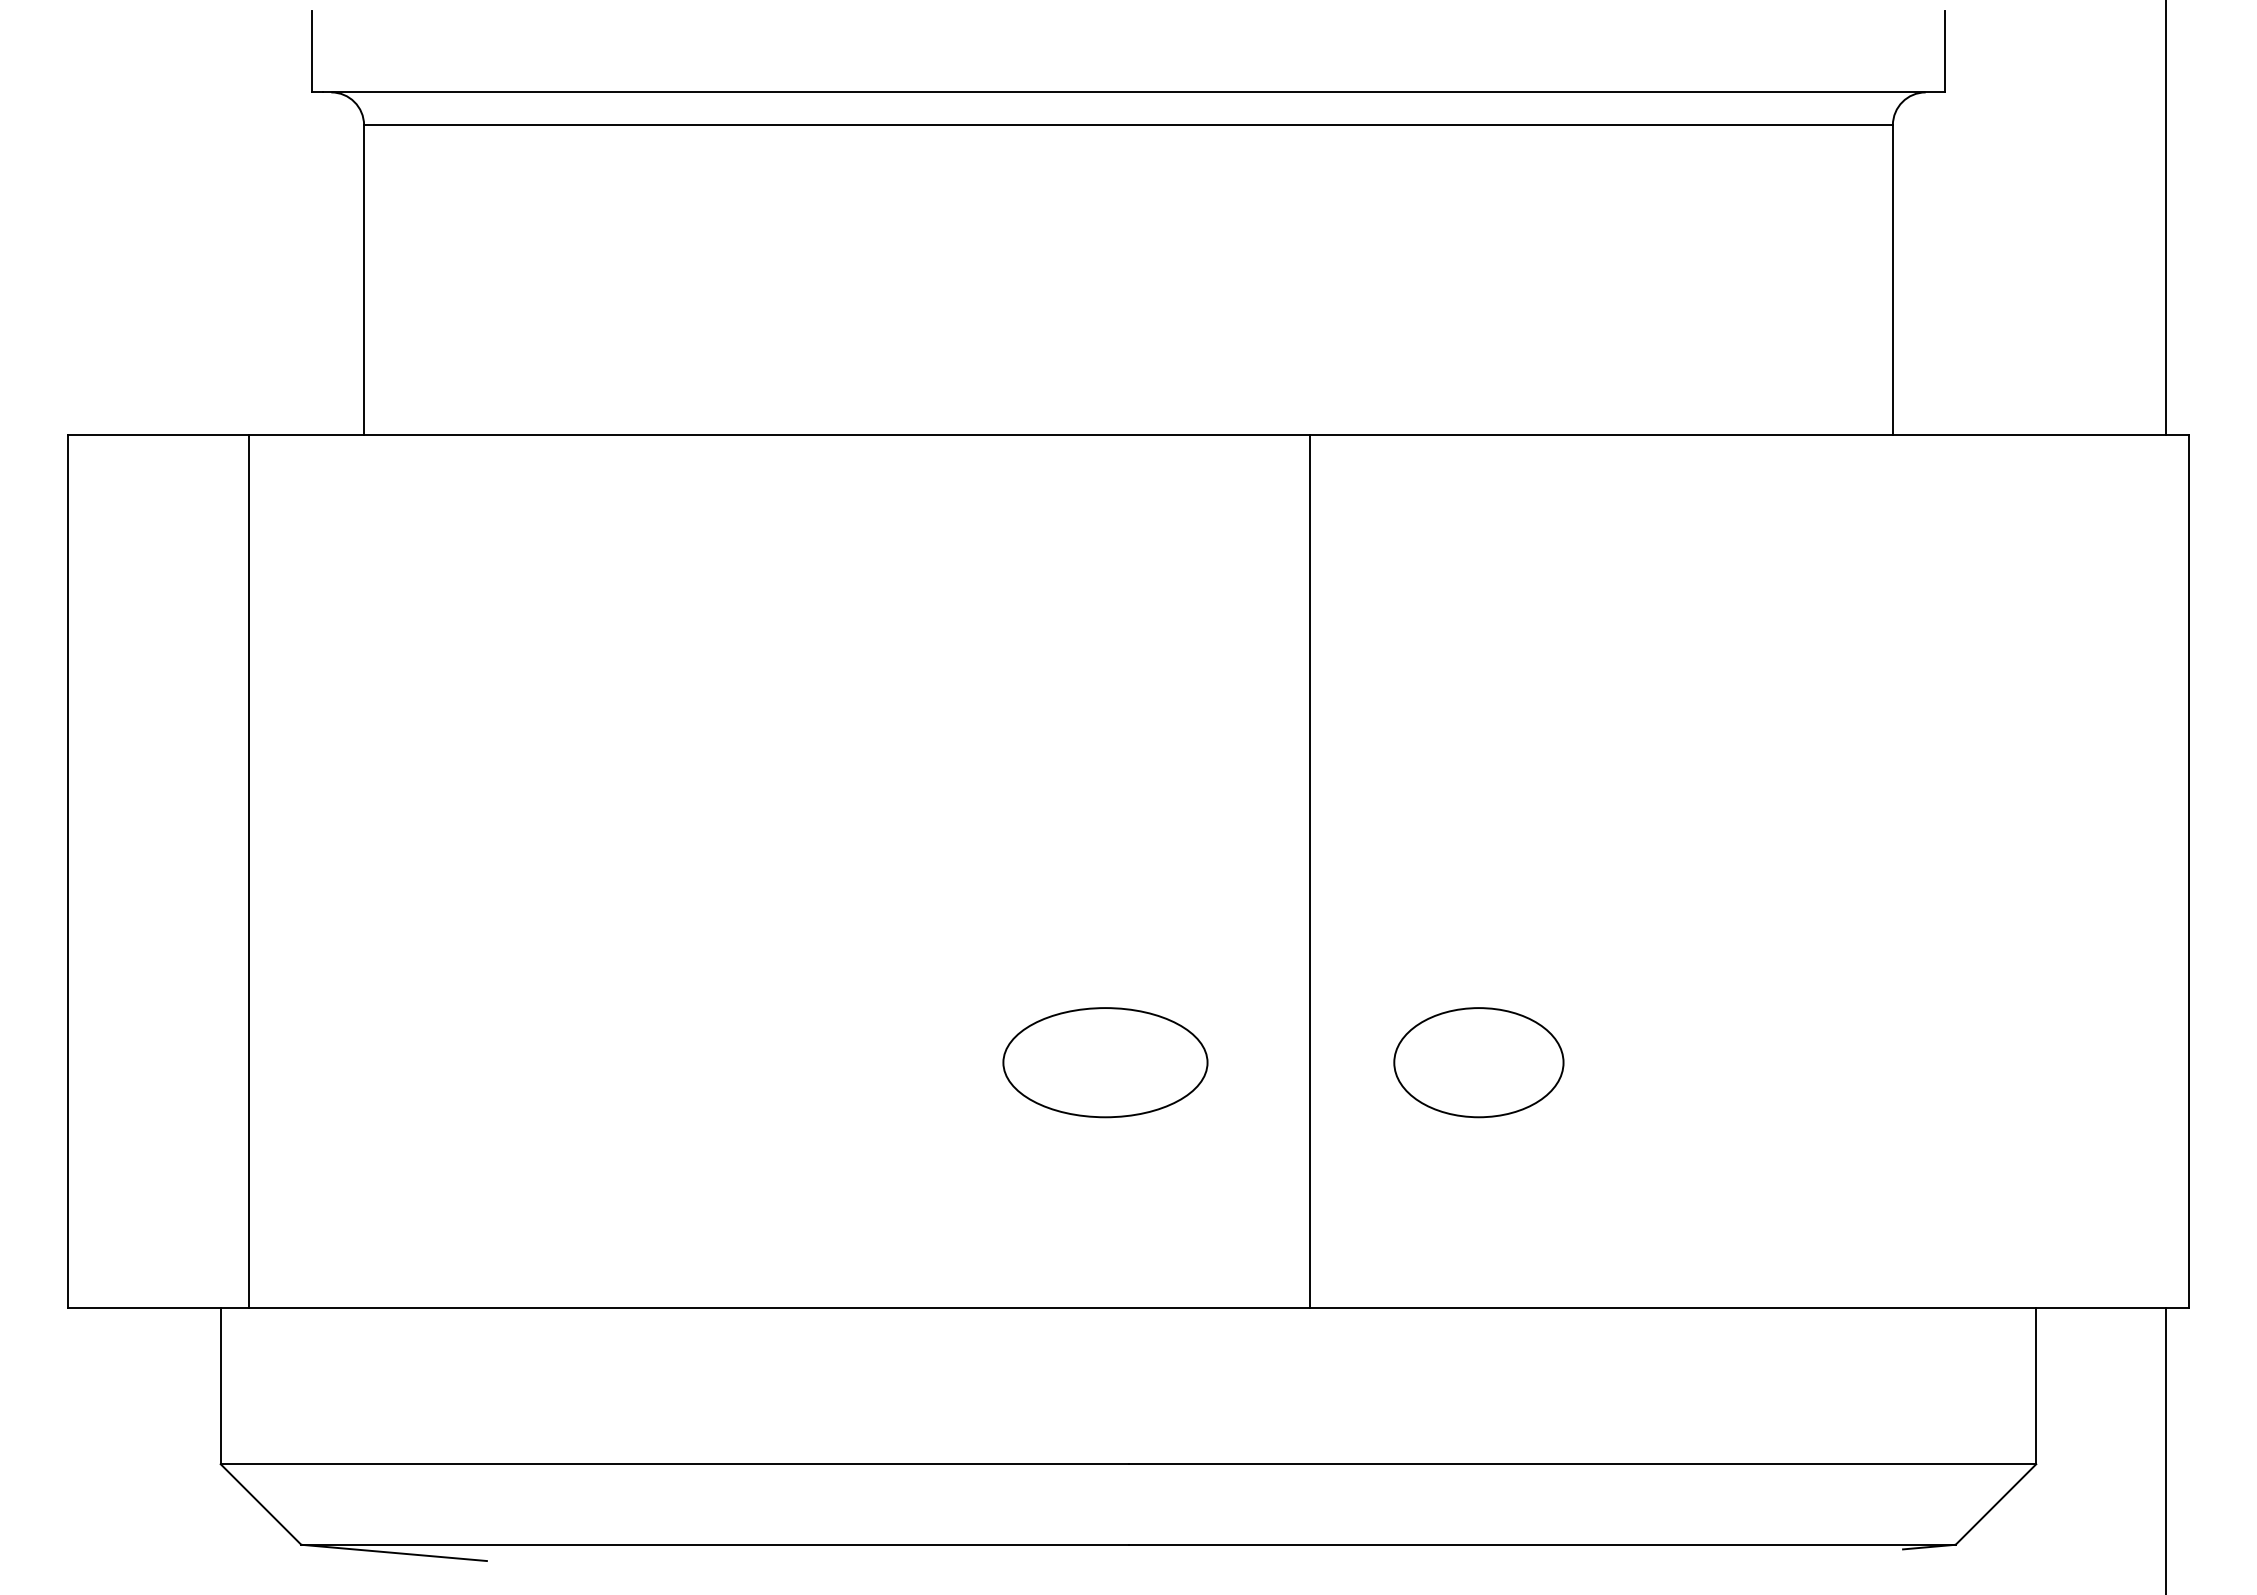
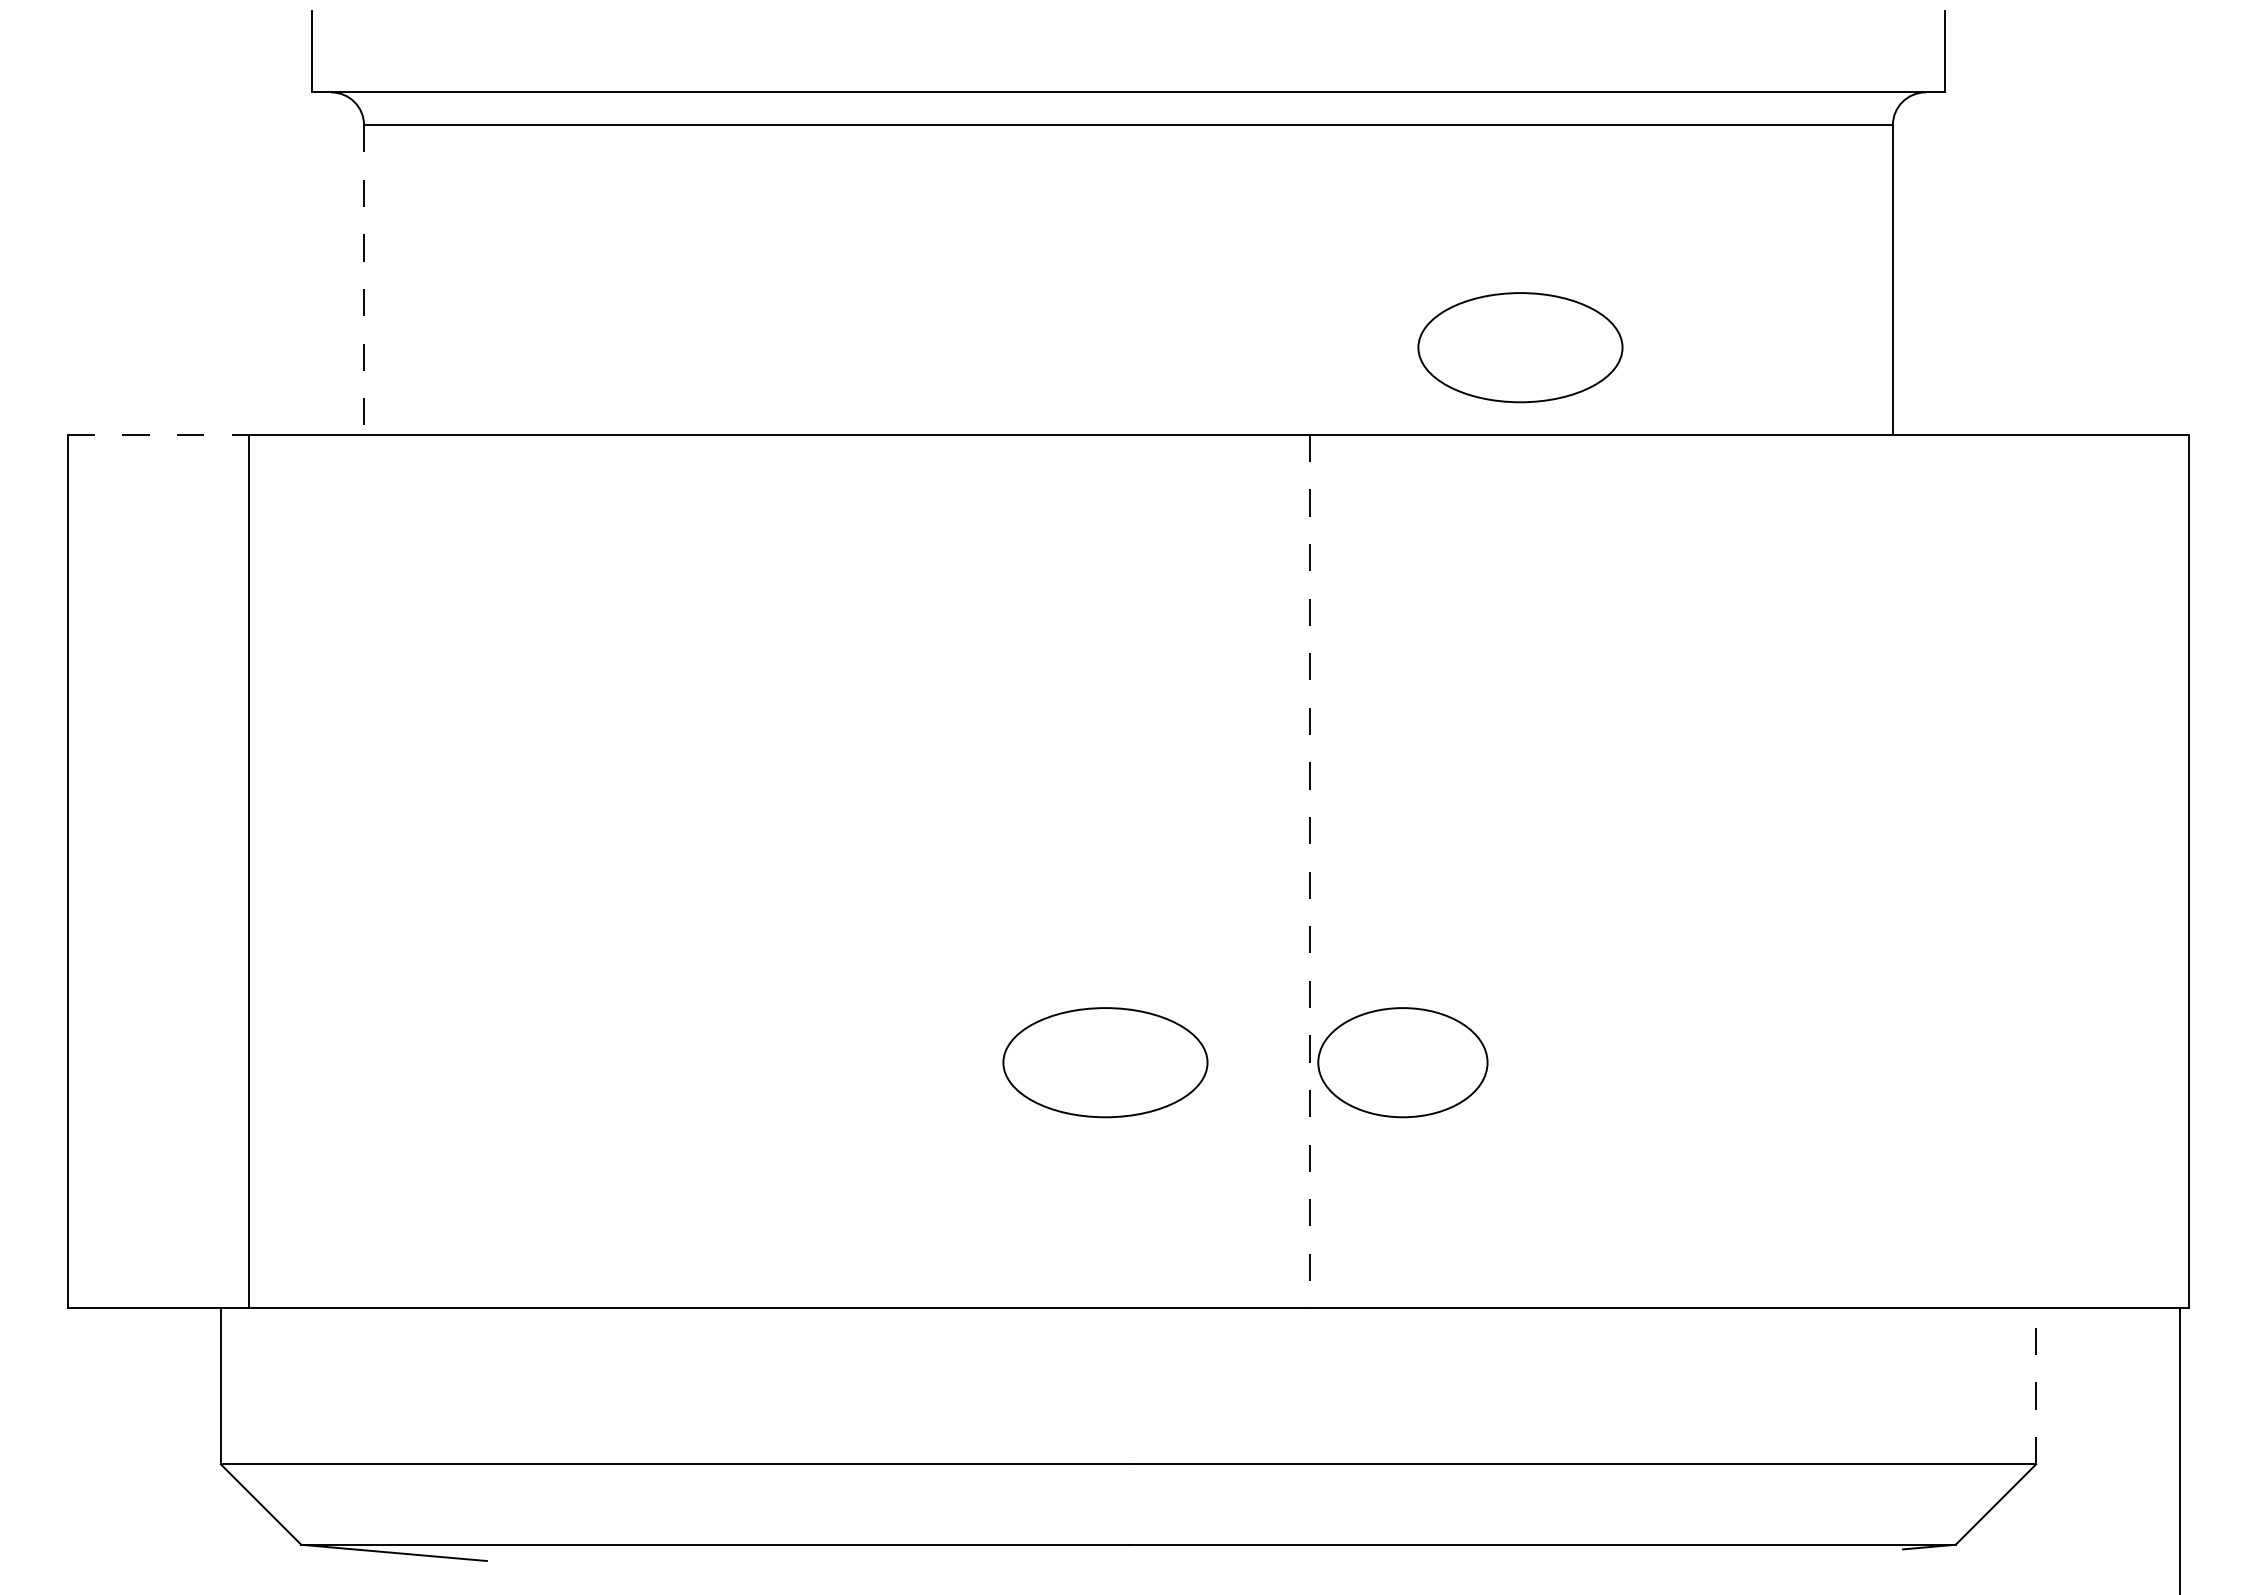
line: present -> none (2165, 218)
line: solid -> dashed (364, 279)
part: none -> present (1520, 347)
line: solid -> dashed (158, 434)
line: solid -> dashed (1309, 871)
part position: (1478, 1062) -> (1402, 1062) (1402, 1062)
line: solid -> dashed (2036, 1386)
line position: (2165, 1449) -> (2179, 1449) (2179, 1449)
